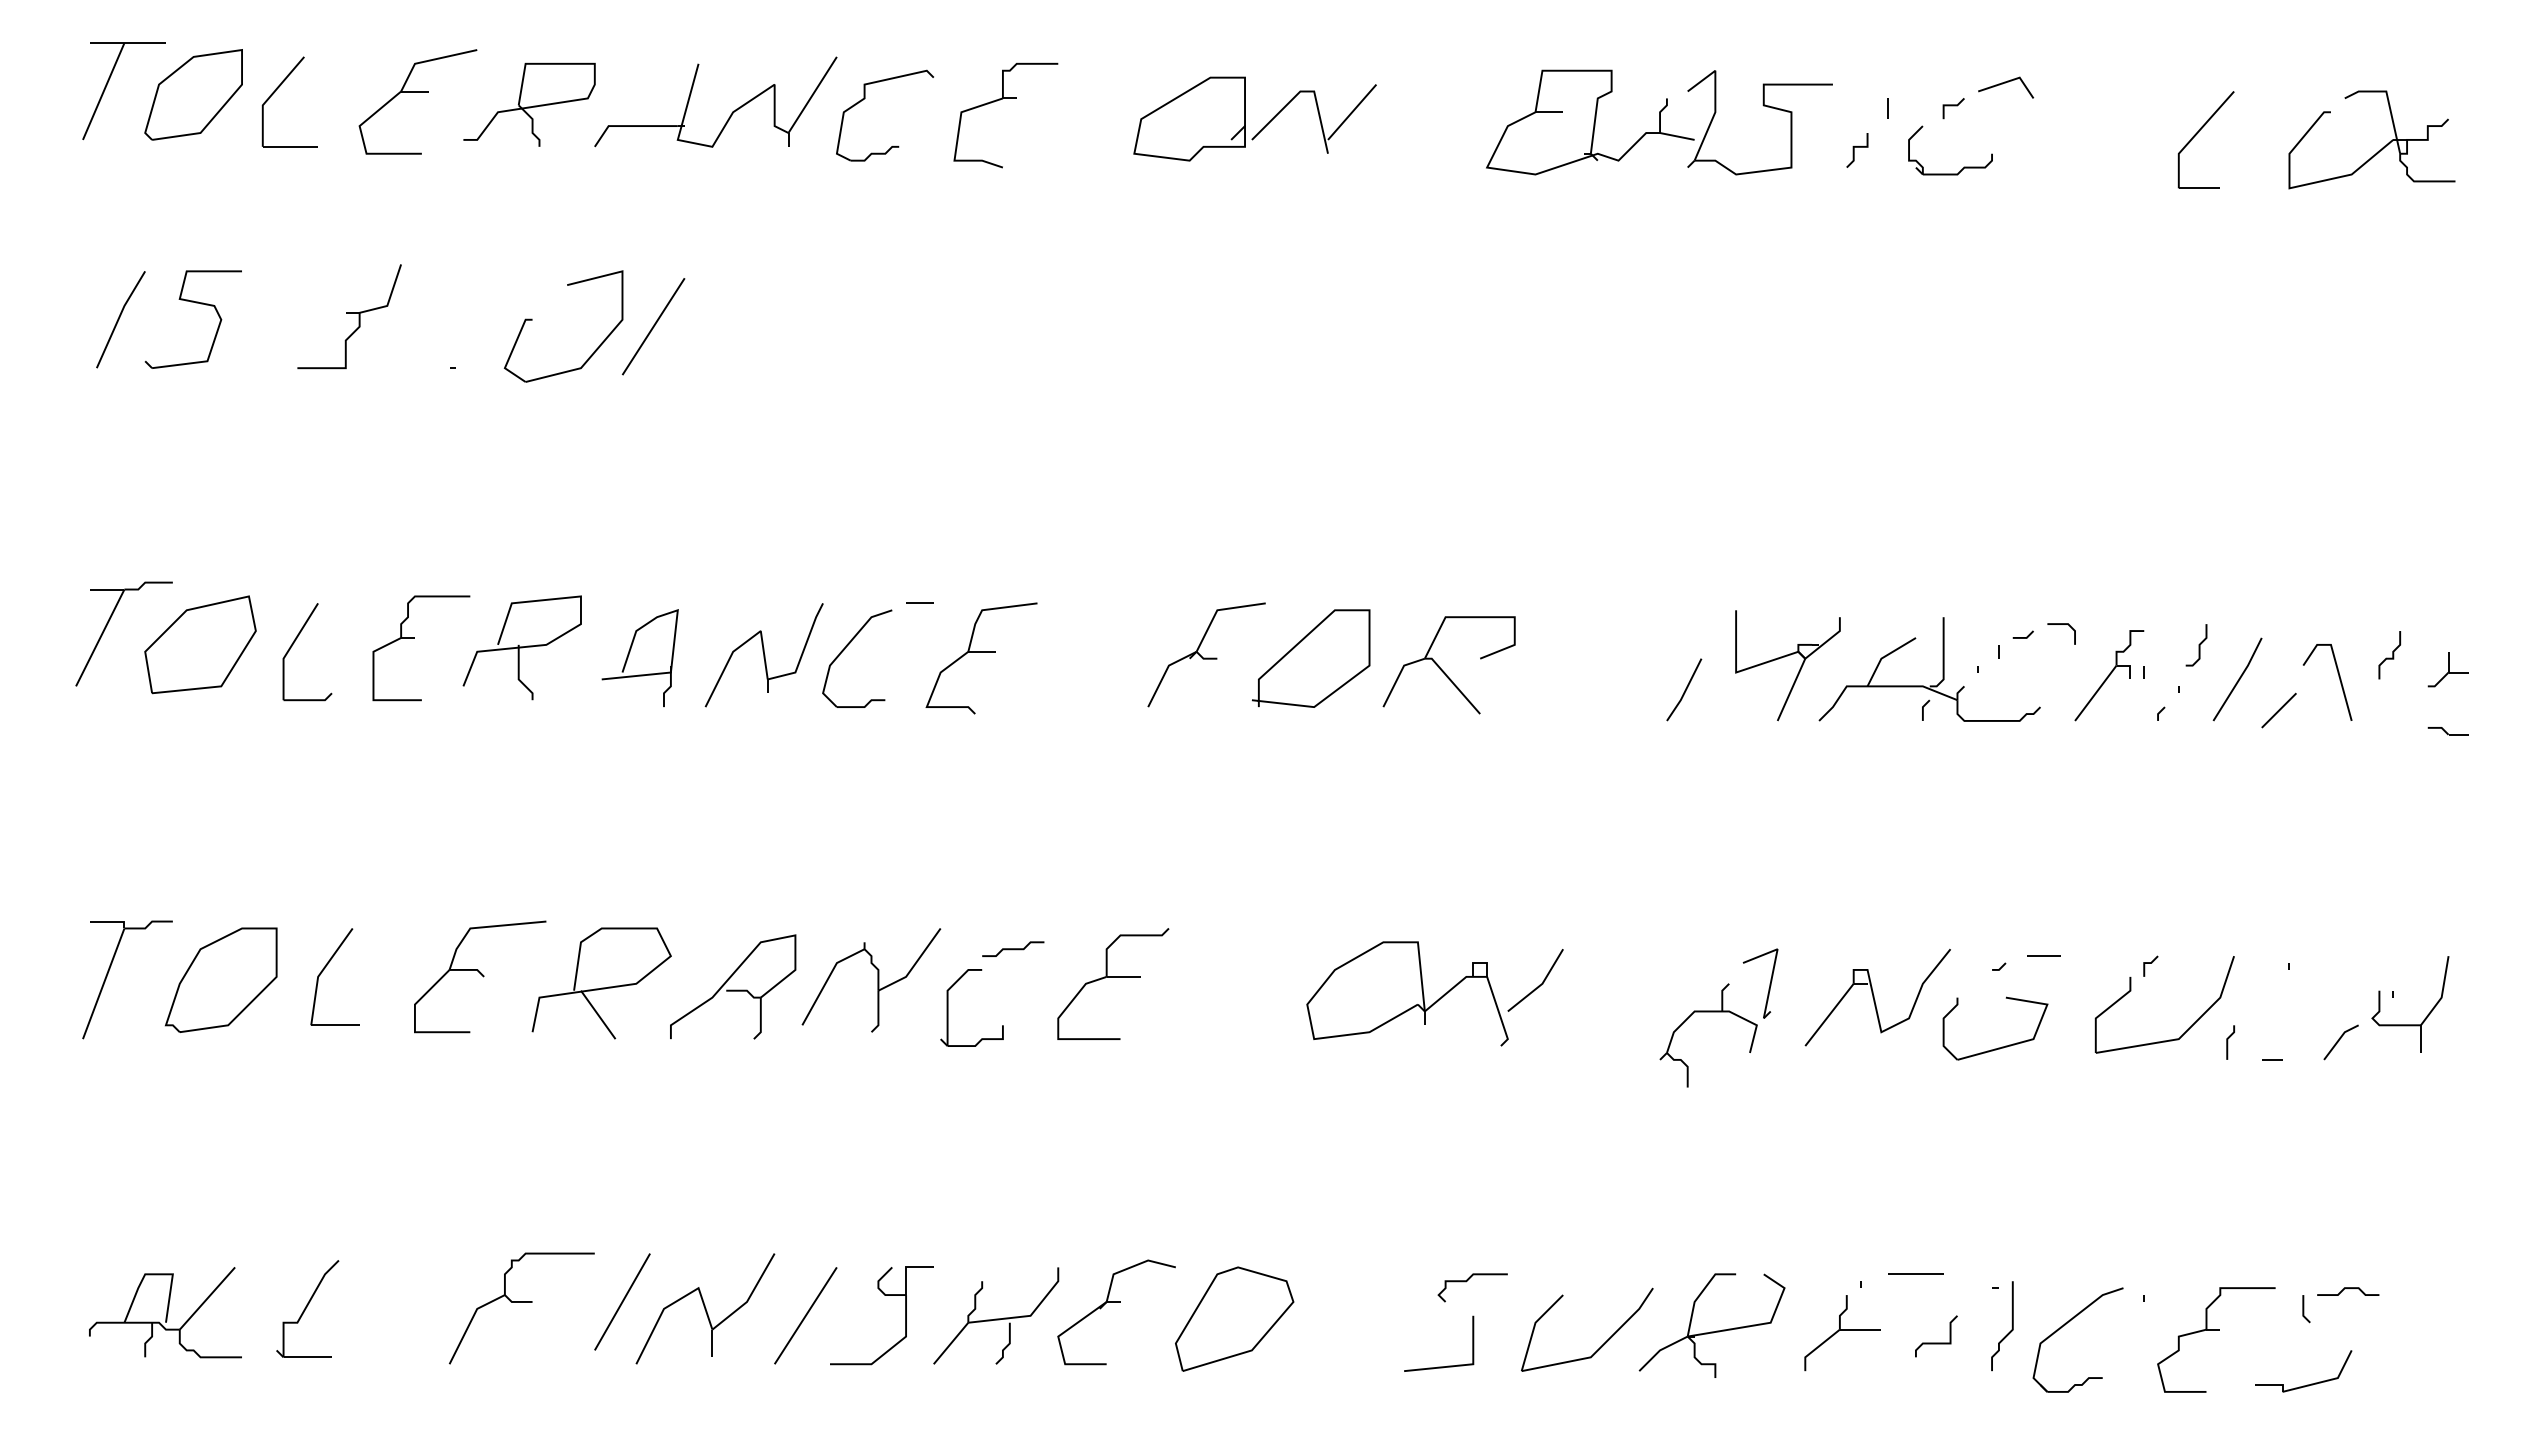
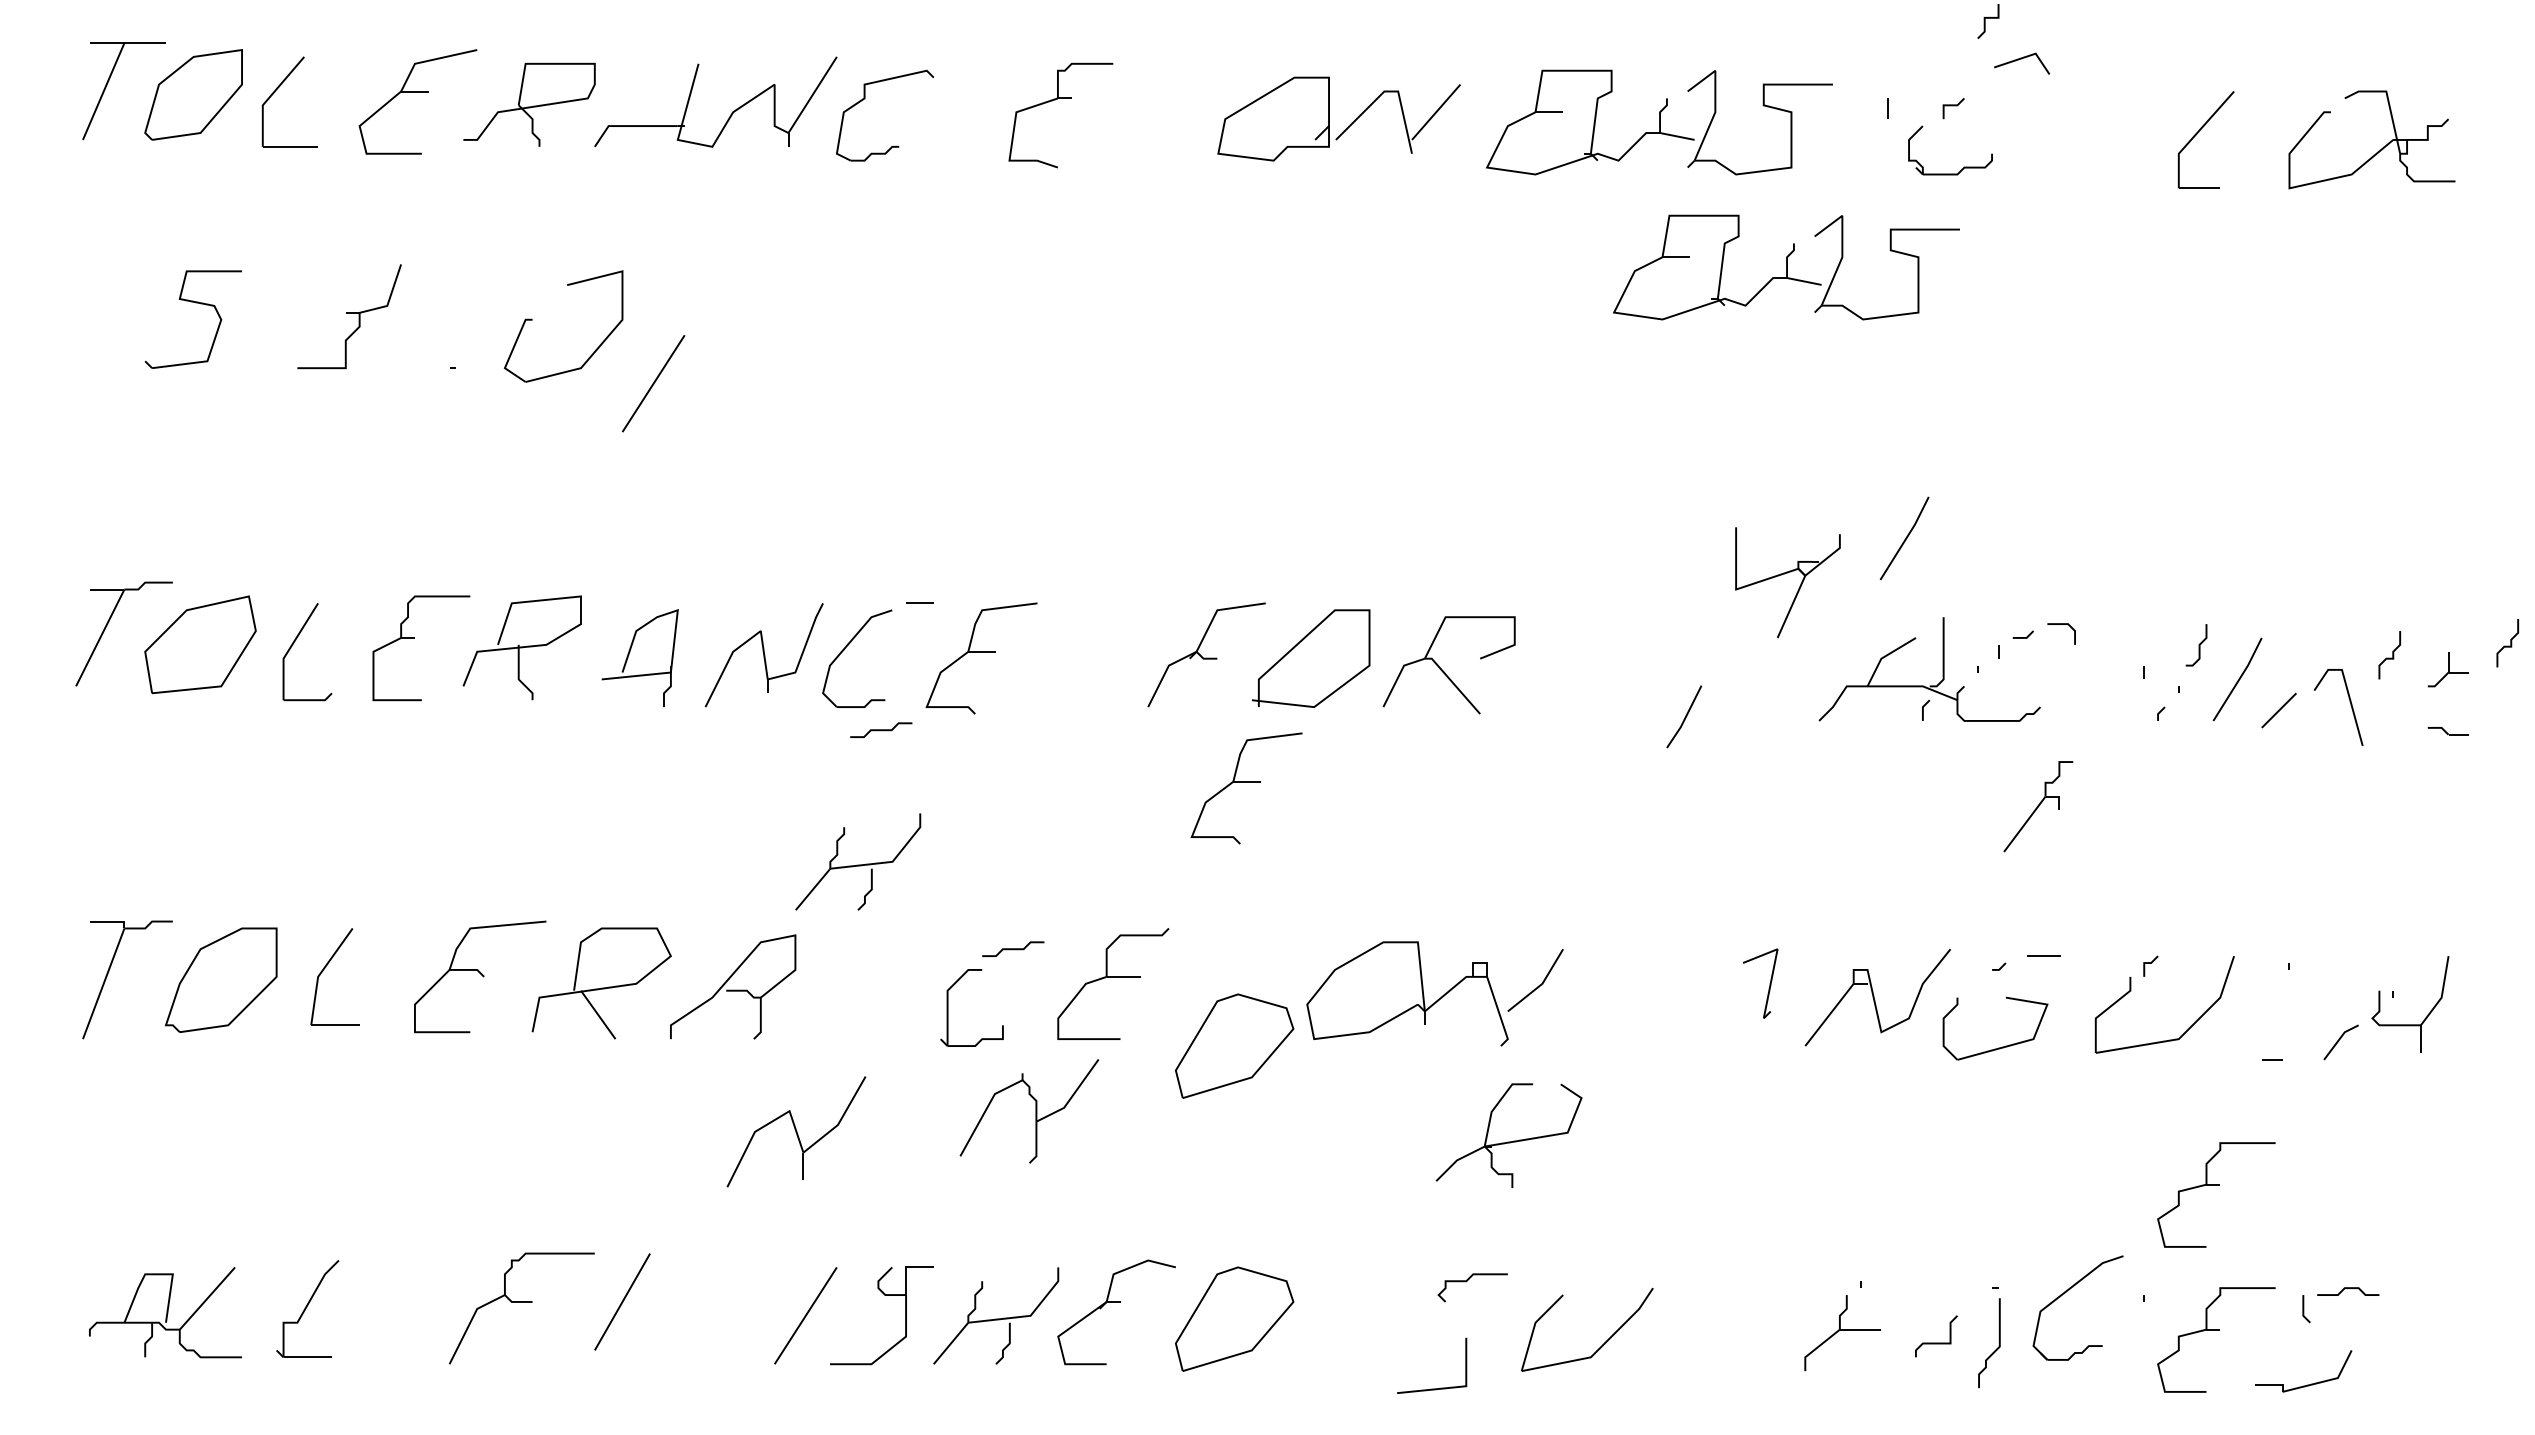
line position: (2005, 83) -> (2021, 59) (2021, 59)
part position: (1000, 100) -> (1055, 100) (1055, 100)
part position: (1245, 118) -> (1329, 118) (1329, 118)
line position: (1857, 147) -> (1988, 18) (1988, 18)
part: none -> present (1786, 267)
line: present -> none (119, 319)
line position: (653, 326) -> (653, 383) (653, 383)
line: none -> present (1905, 538)
curve: none -> present (2507, 645)
part position: (1784, 657) -> (1784, 574) (1784, 574)
part position: (2109, 675) -> (2038, 806) (2038, 806)
line position: (2339, 680) -> (2350, 705) (2350, 705)
line position: (1685, 689) -> (1685, 716) (1685, 716)
curve: none -> present (881, 729)
part: none -> present (1246, 788)
part: none -> present (858, 861)
part position: (871, 980) -> (1029, 1111) (1029, 1111)
part: present -> none (1708, 1012)
line: present -> none (2228, 1042)
part: none -> present (1234, 1045)
part: none -> present (2216, 1185)
line: present -> none (1915, 1273)
part position: (705, 1308) -> (796, 1131) (796, 1131)
part position: (1711, 1325) -> (1508, 1135) (1508, 1135)
part position: (2065, 1325) -> (2065, 1293) (2065, 1293)
curve position: (2008, 1332) -> (1995, 1349) (1995, 1349)
line position: (1439, 1366) -> (1432, 1388) (1432, 1388)
